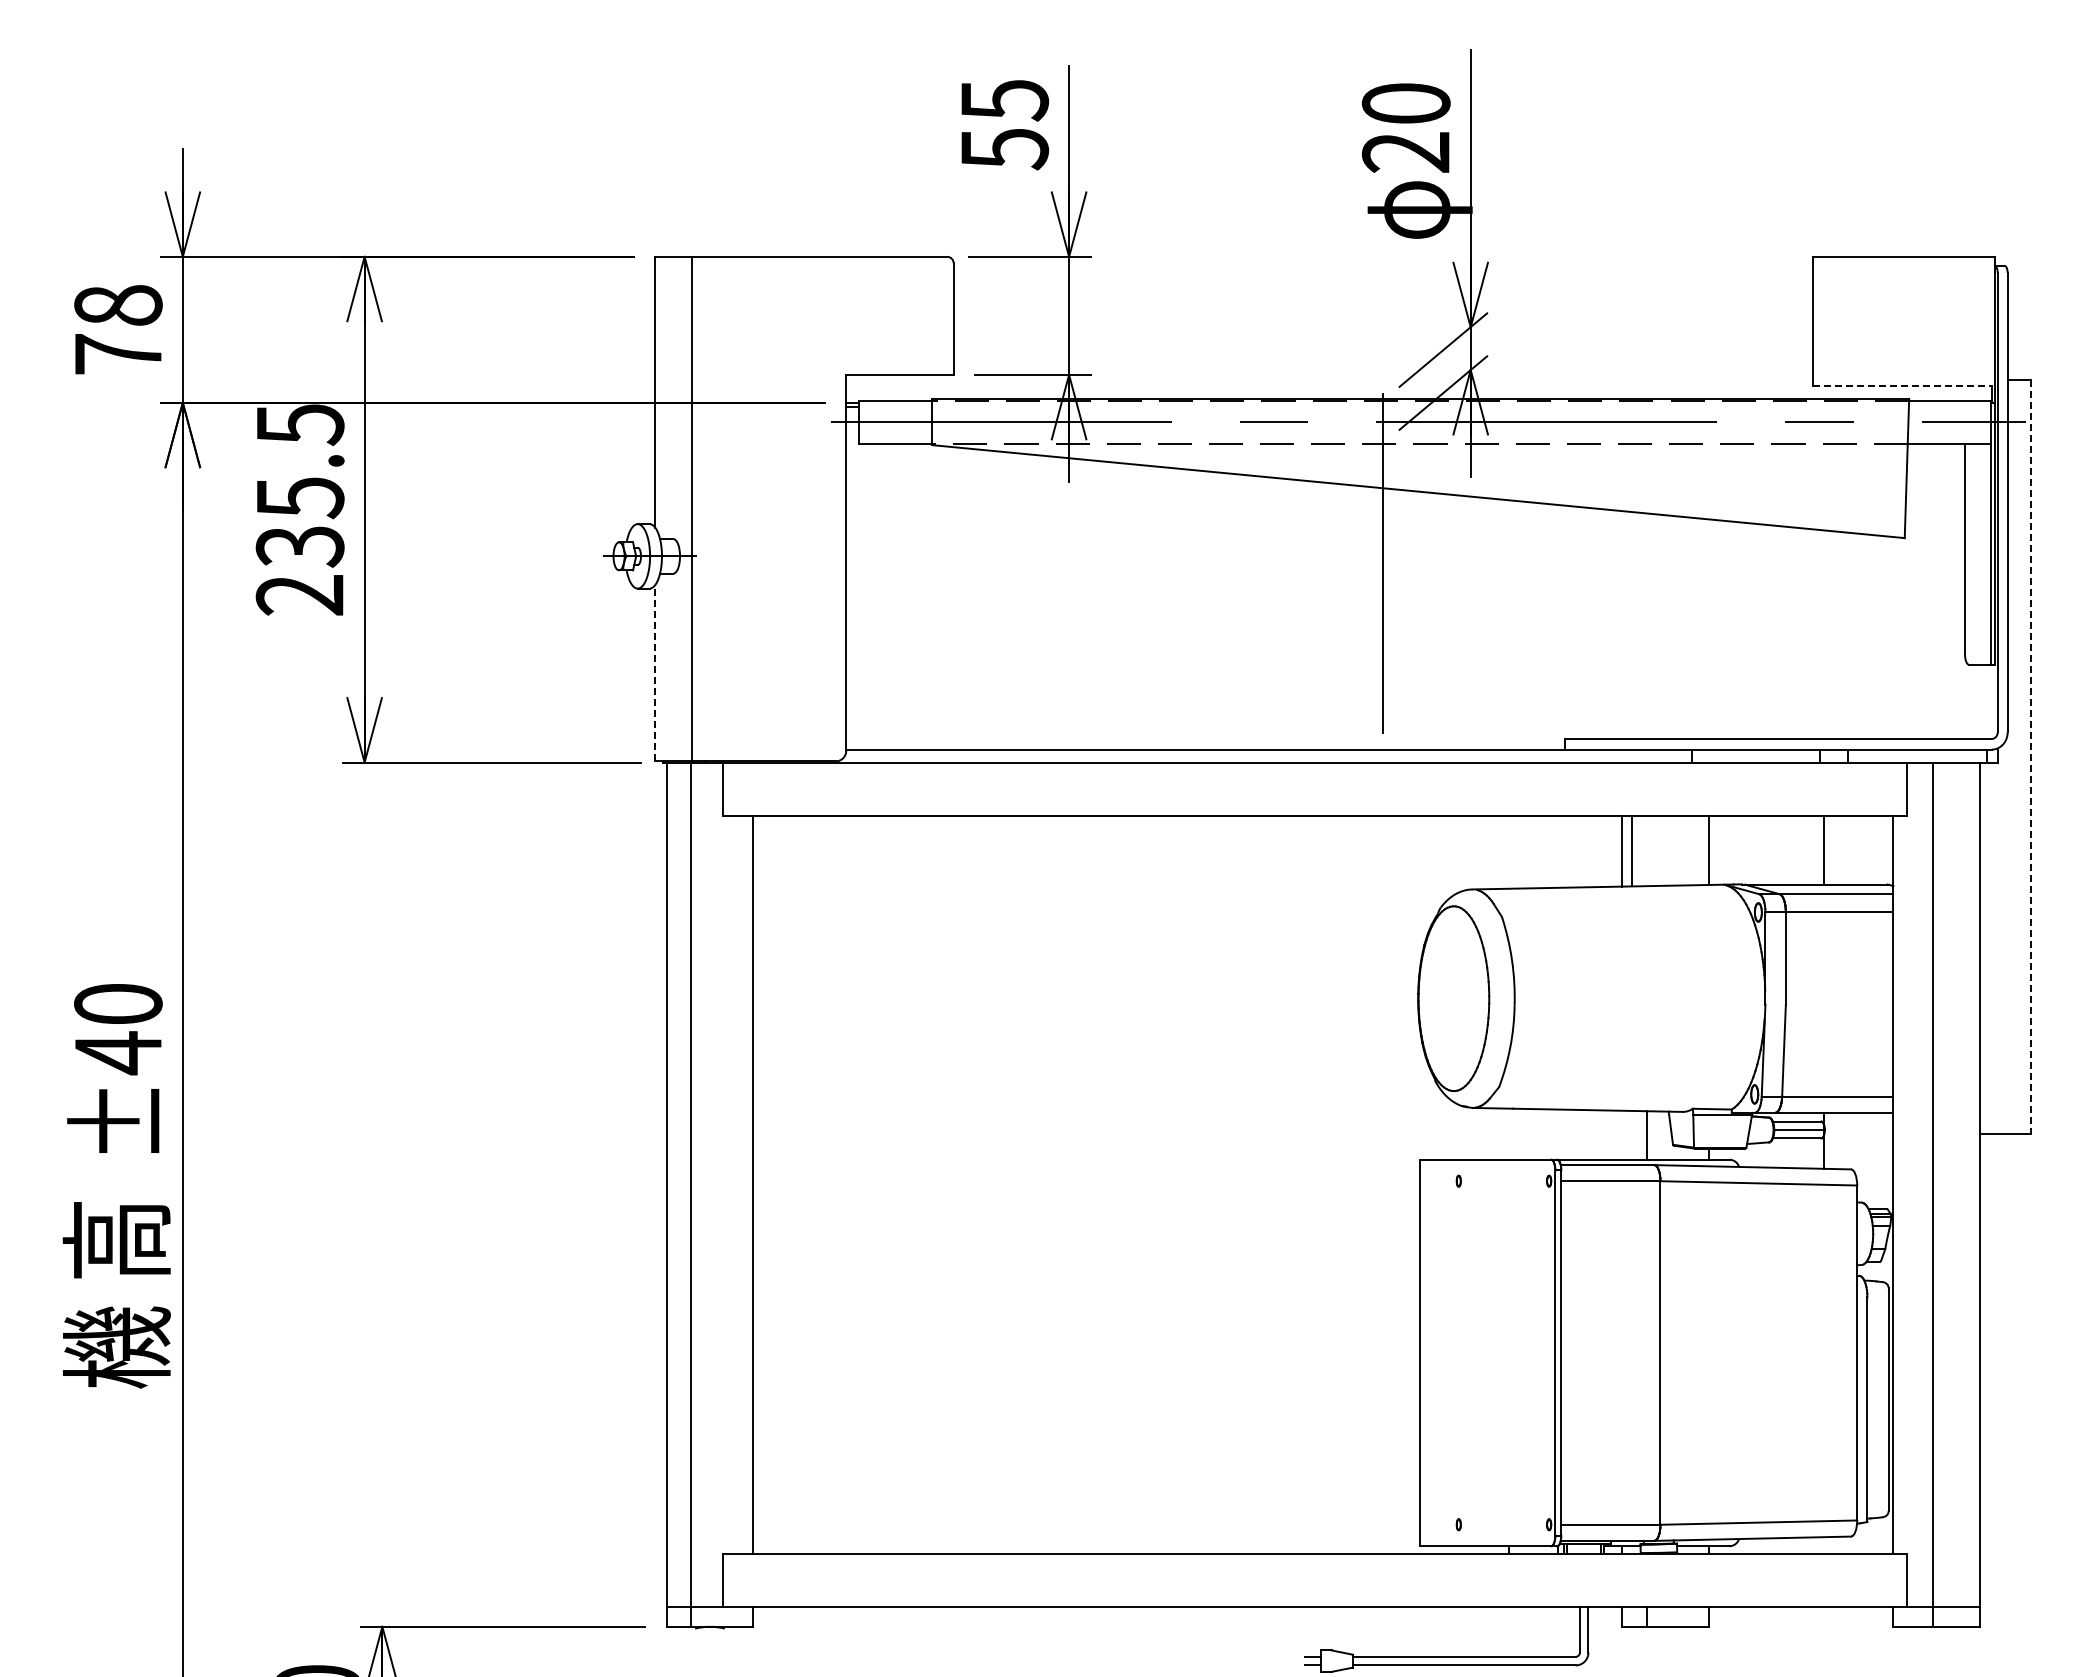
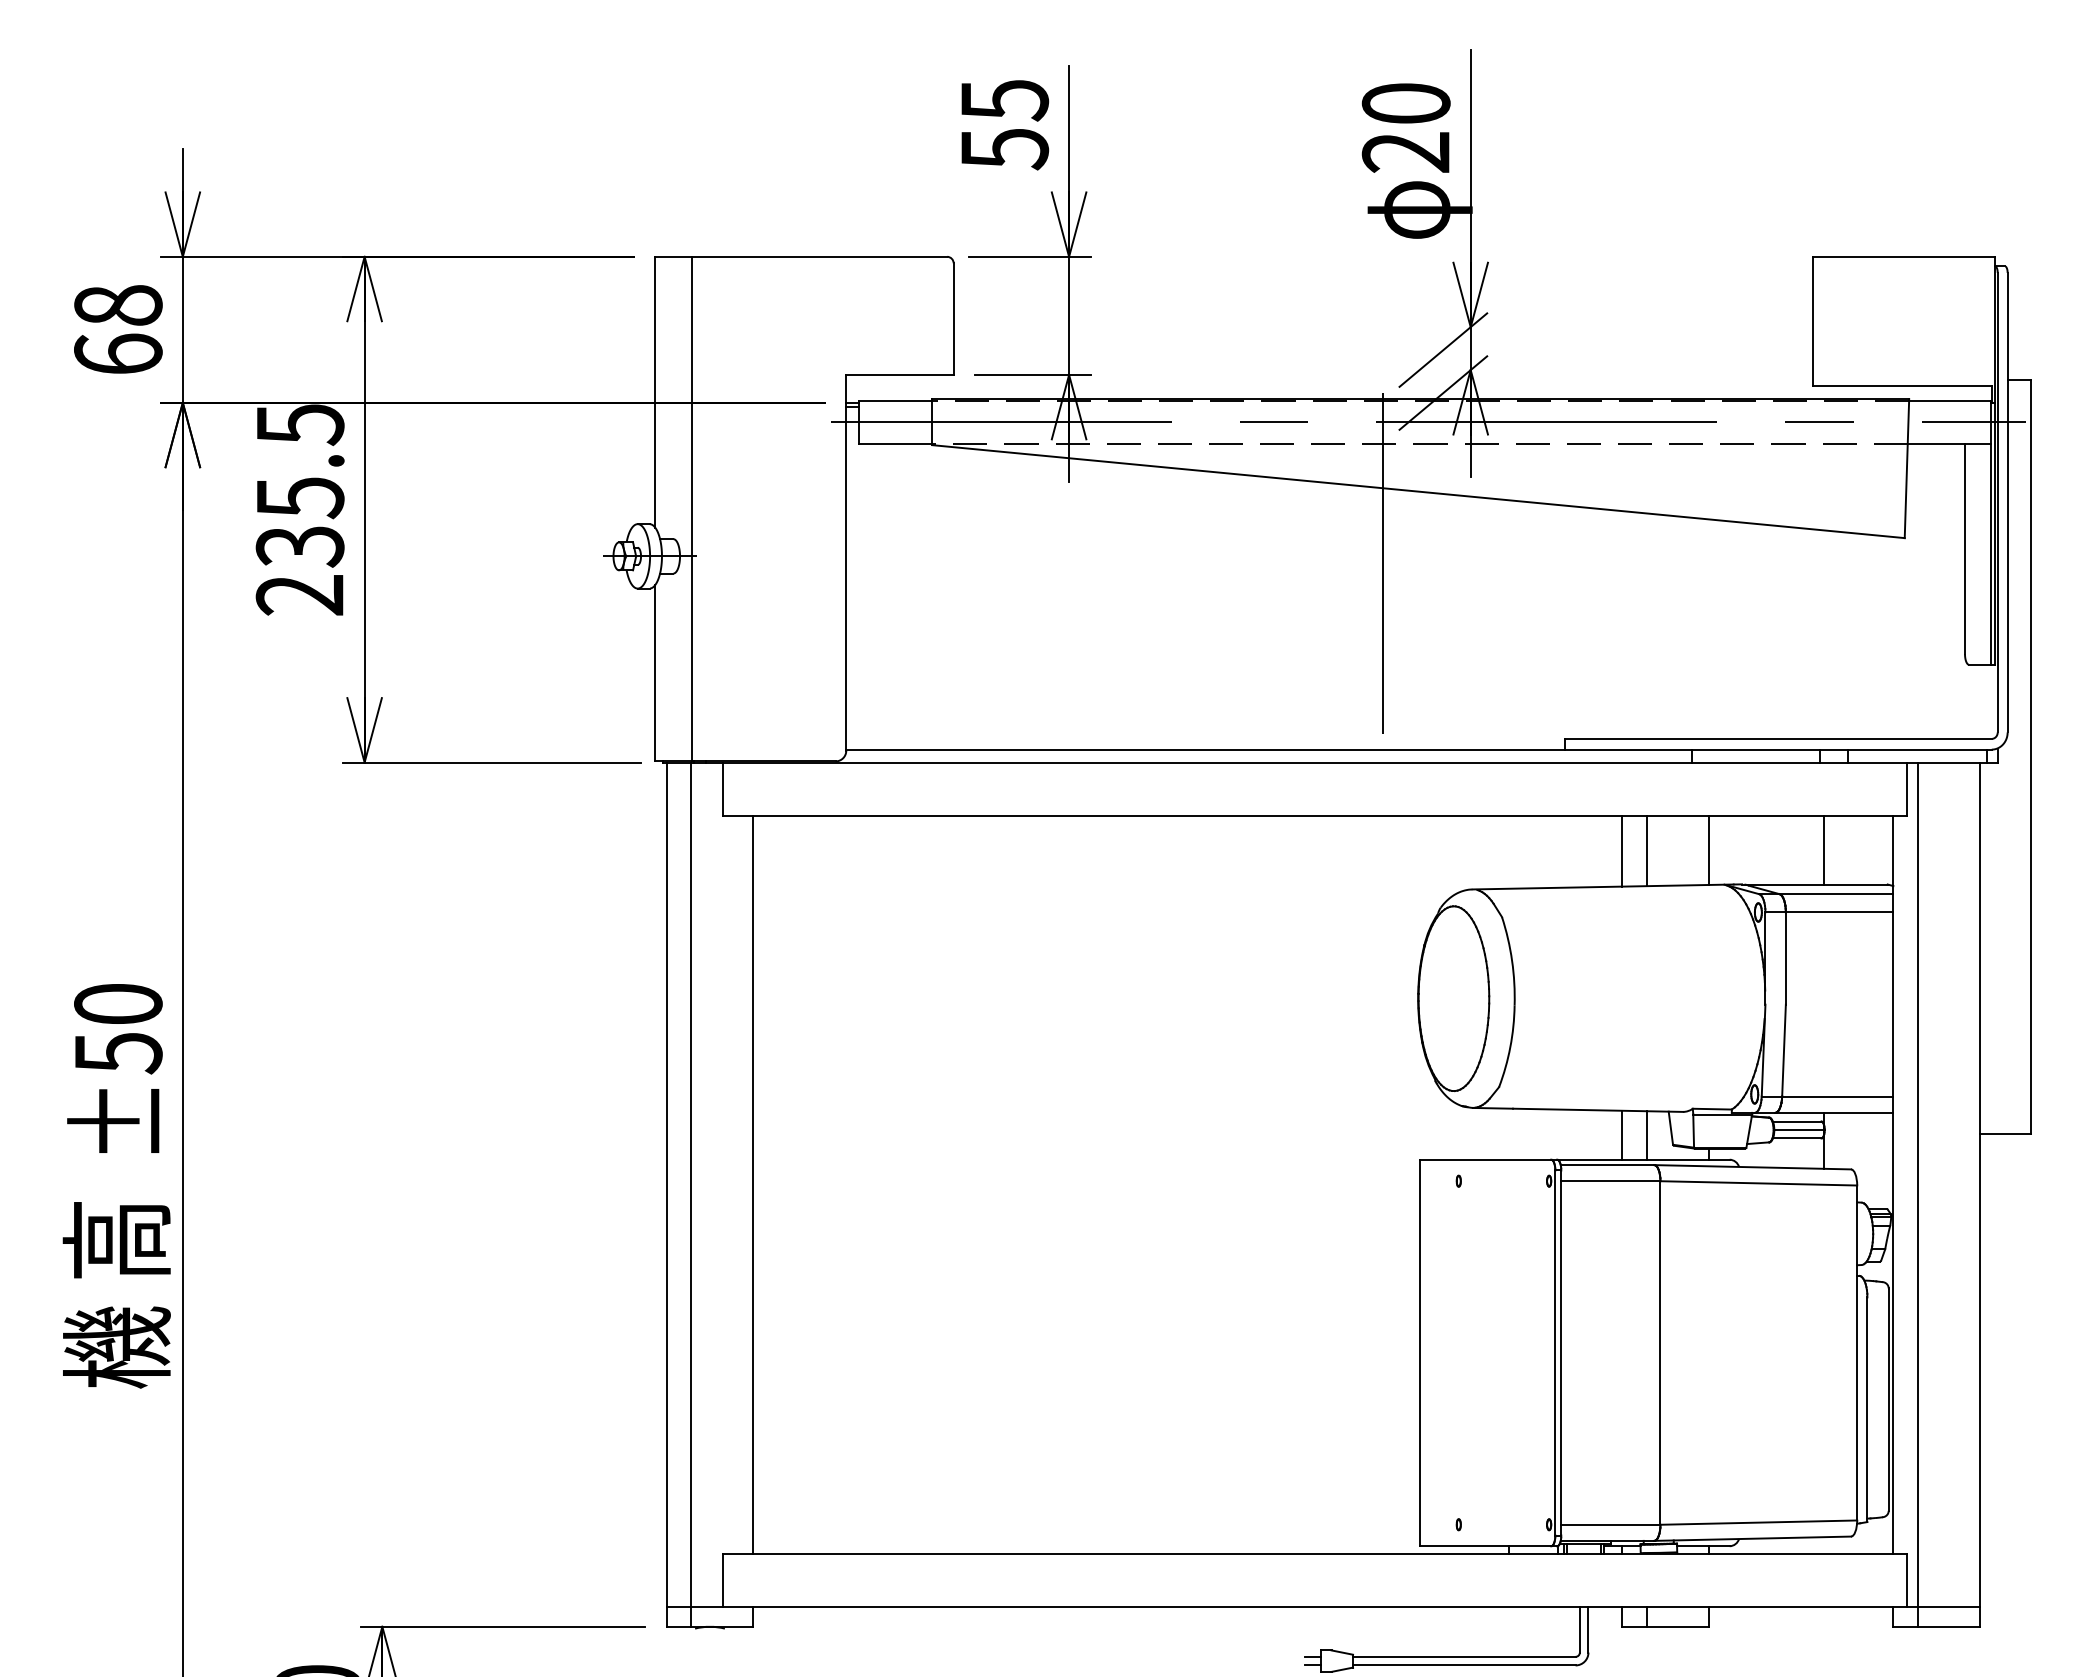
text: 78 -> 68 (118, 353)
line: dashed -> solid (1902, 385)
line: dashed -> solid (655, 672)
line: dashed -> solid (2031, 757)
line position: (1631, 851) -> (1646, 851) (1646, 851)
text: ±40 -> ±50 (118, 1053)
line: none -> present (1622, 1134)
line position: (1933, 1194) -> (1918, 1194) (1918, 1194)
